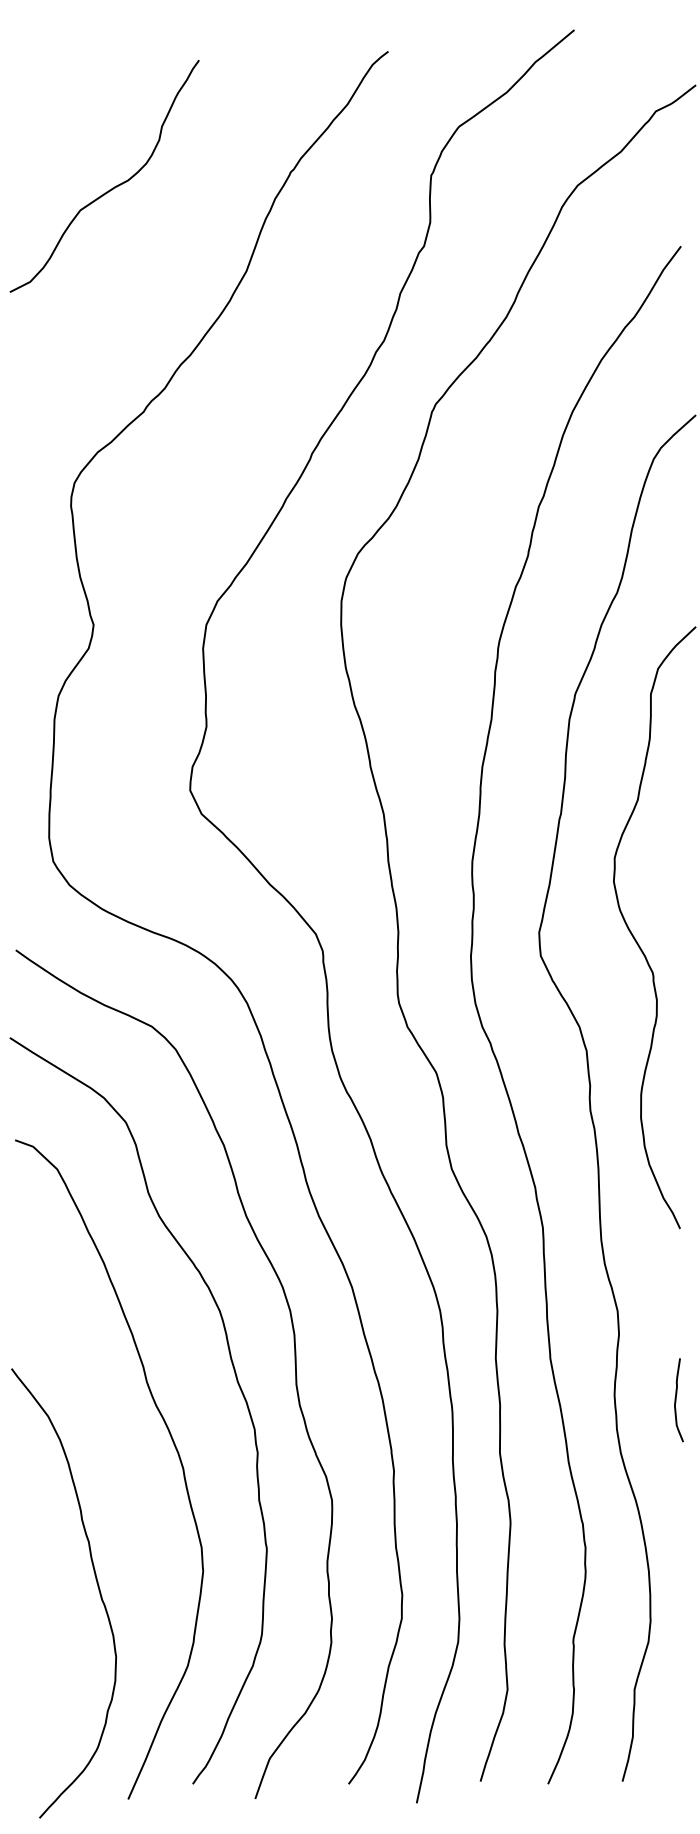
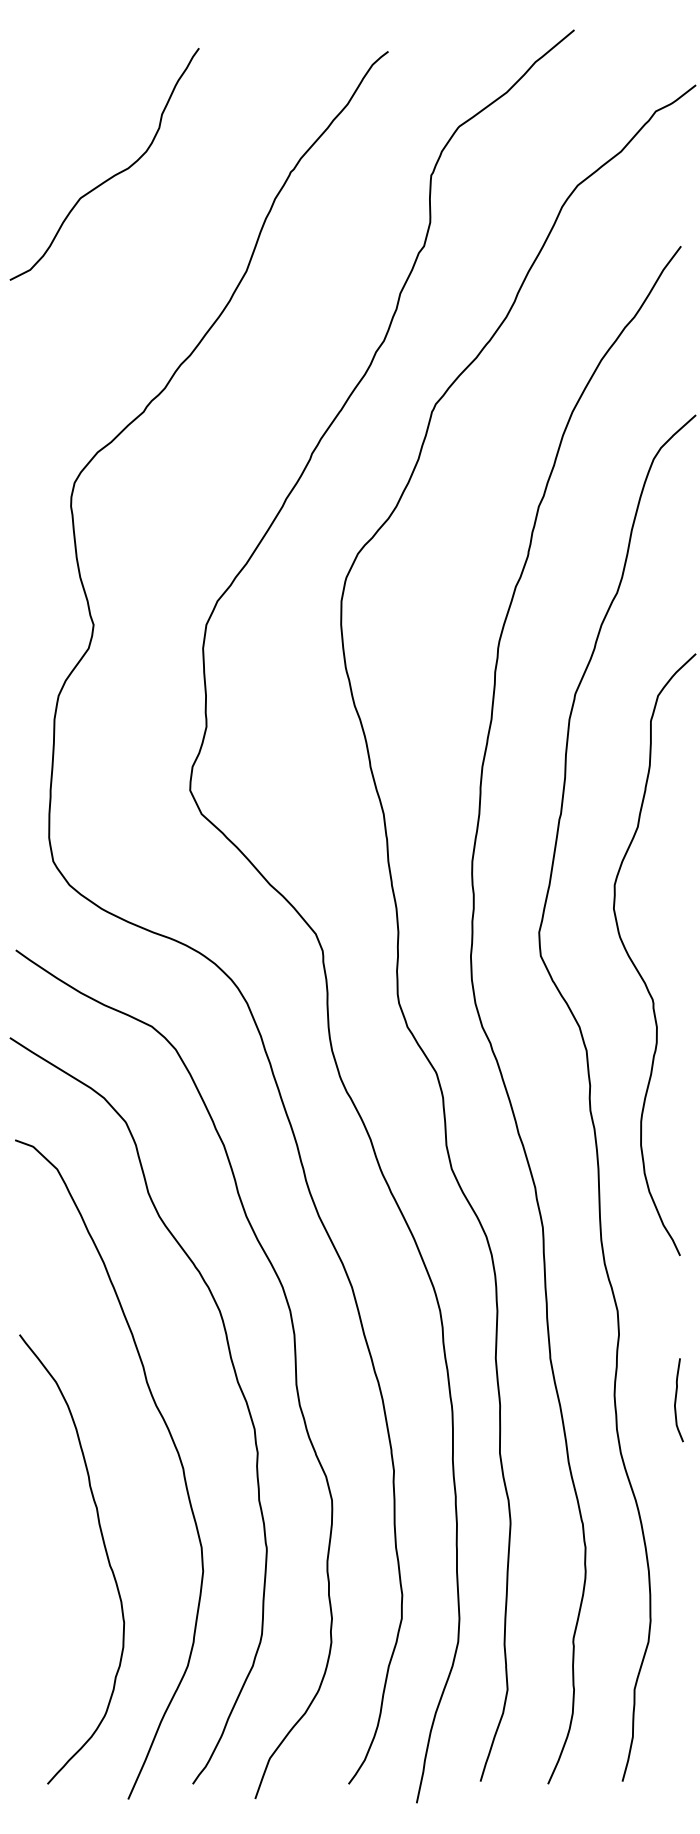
curve position: (112, 187) -> (112, 175) (112, 175)
curve position: (636, 939) -> (636, 966) (636, 966)
curve position: (96, 1583) -> (104, 1549) (104, 1549)
